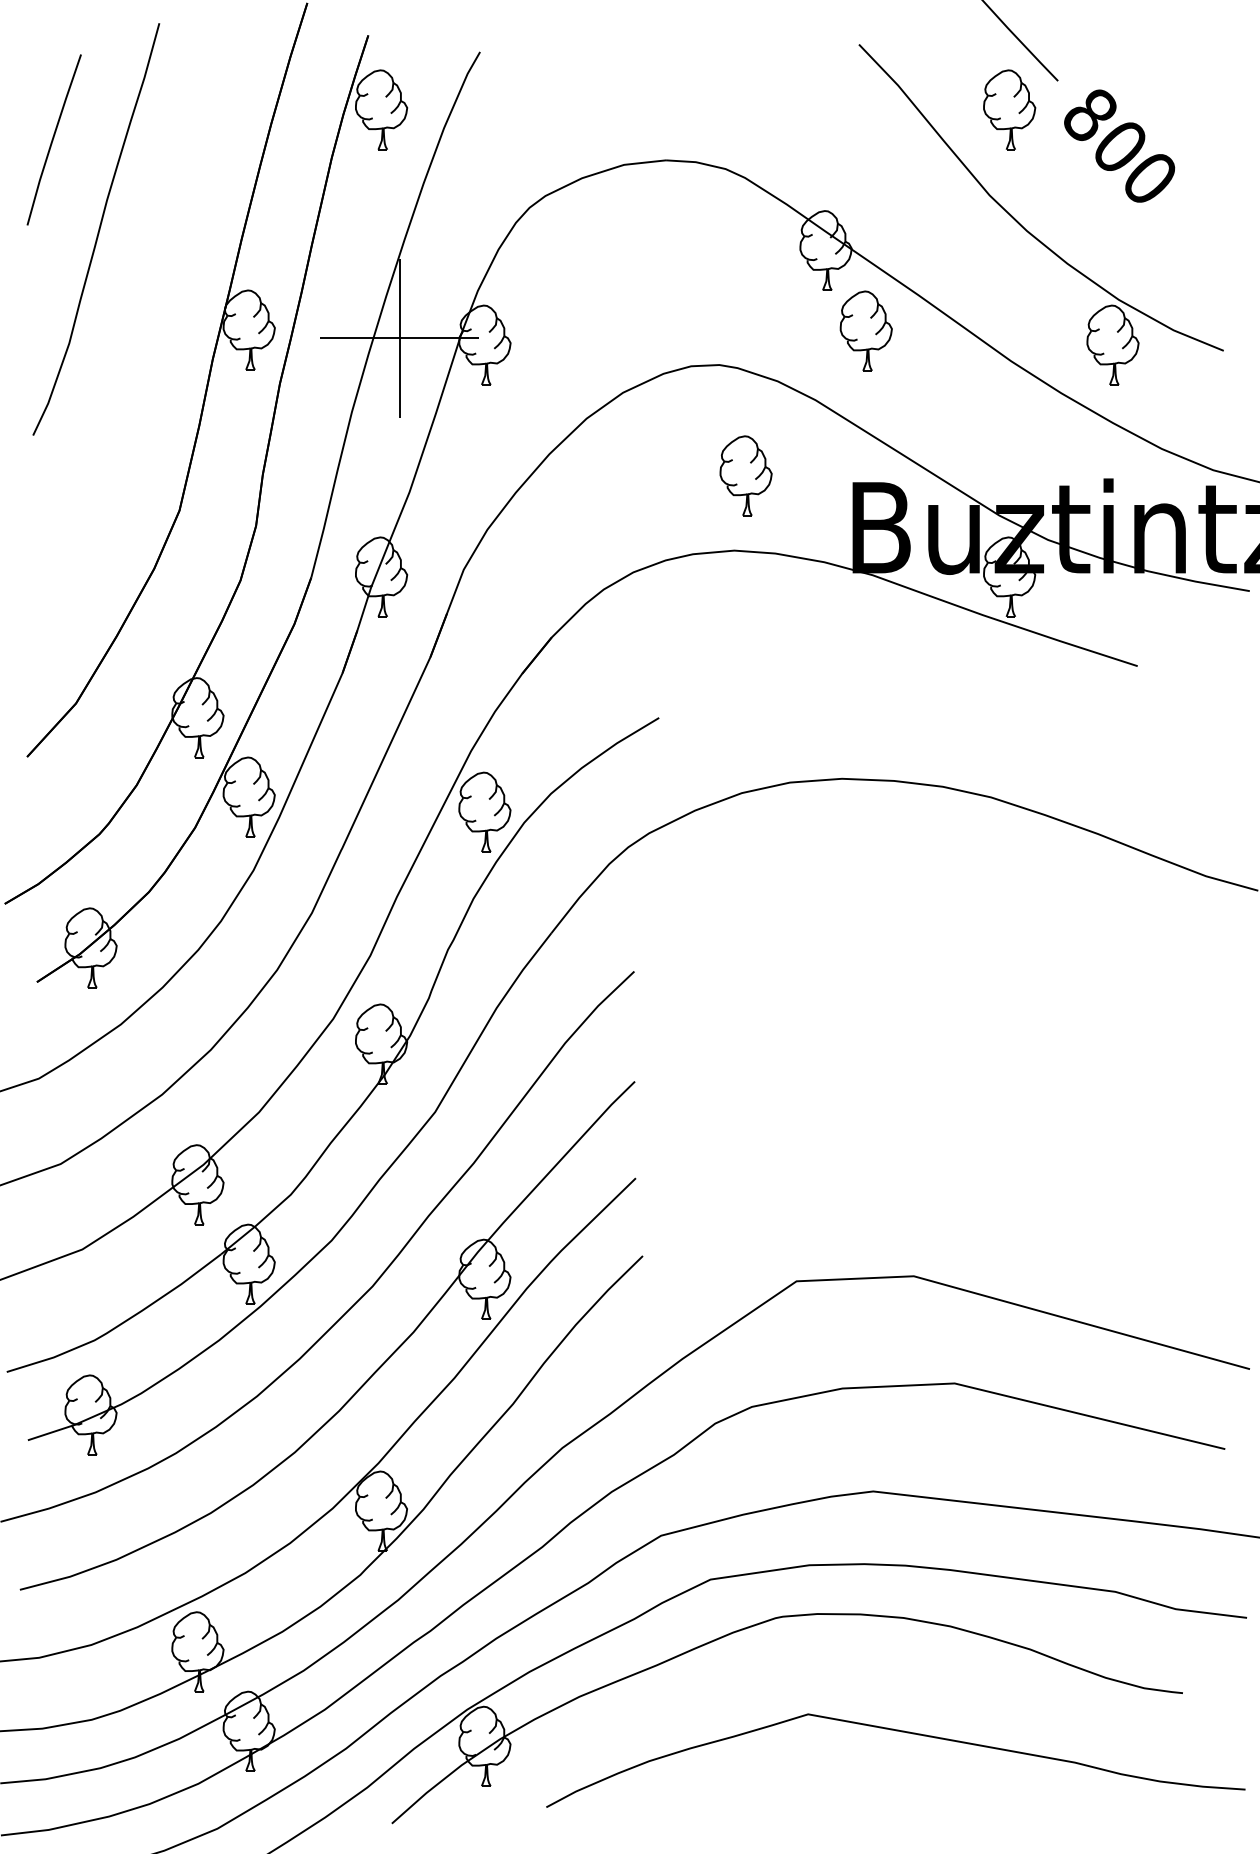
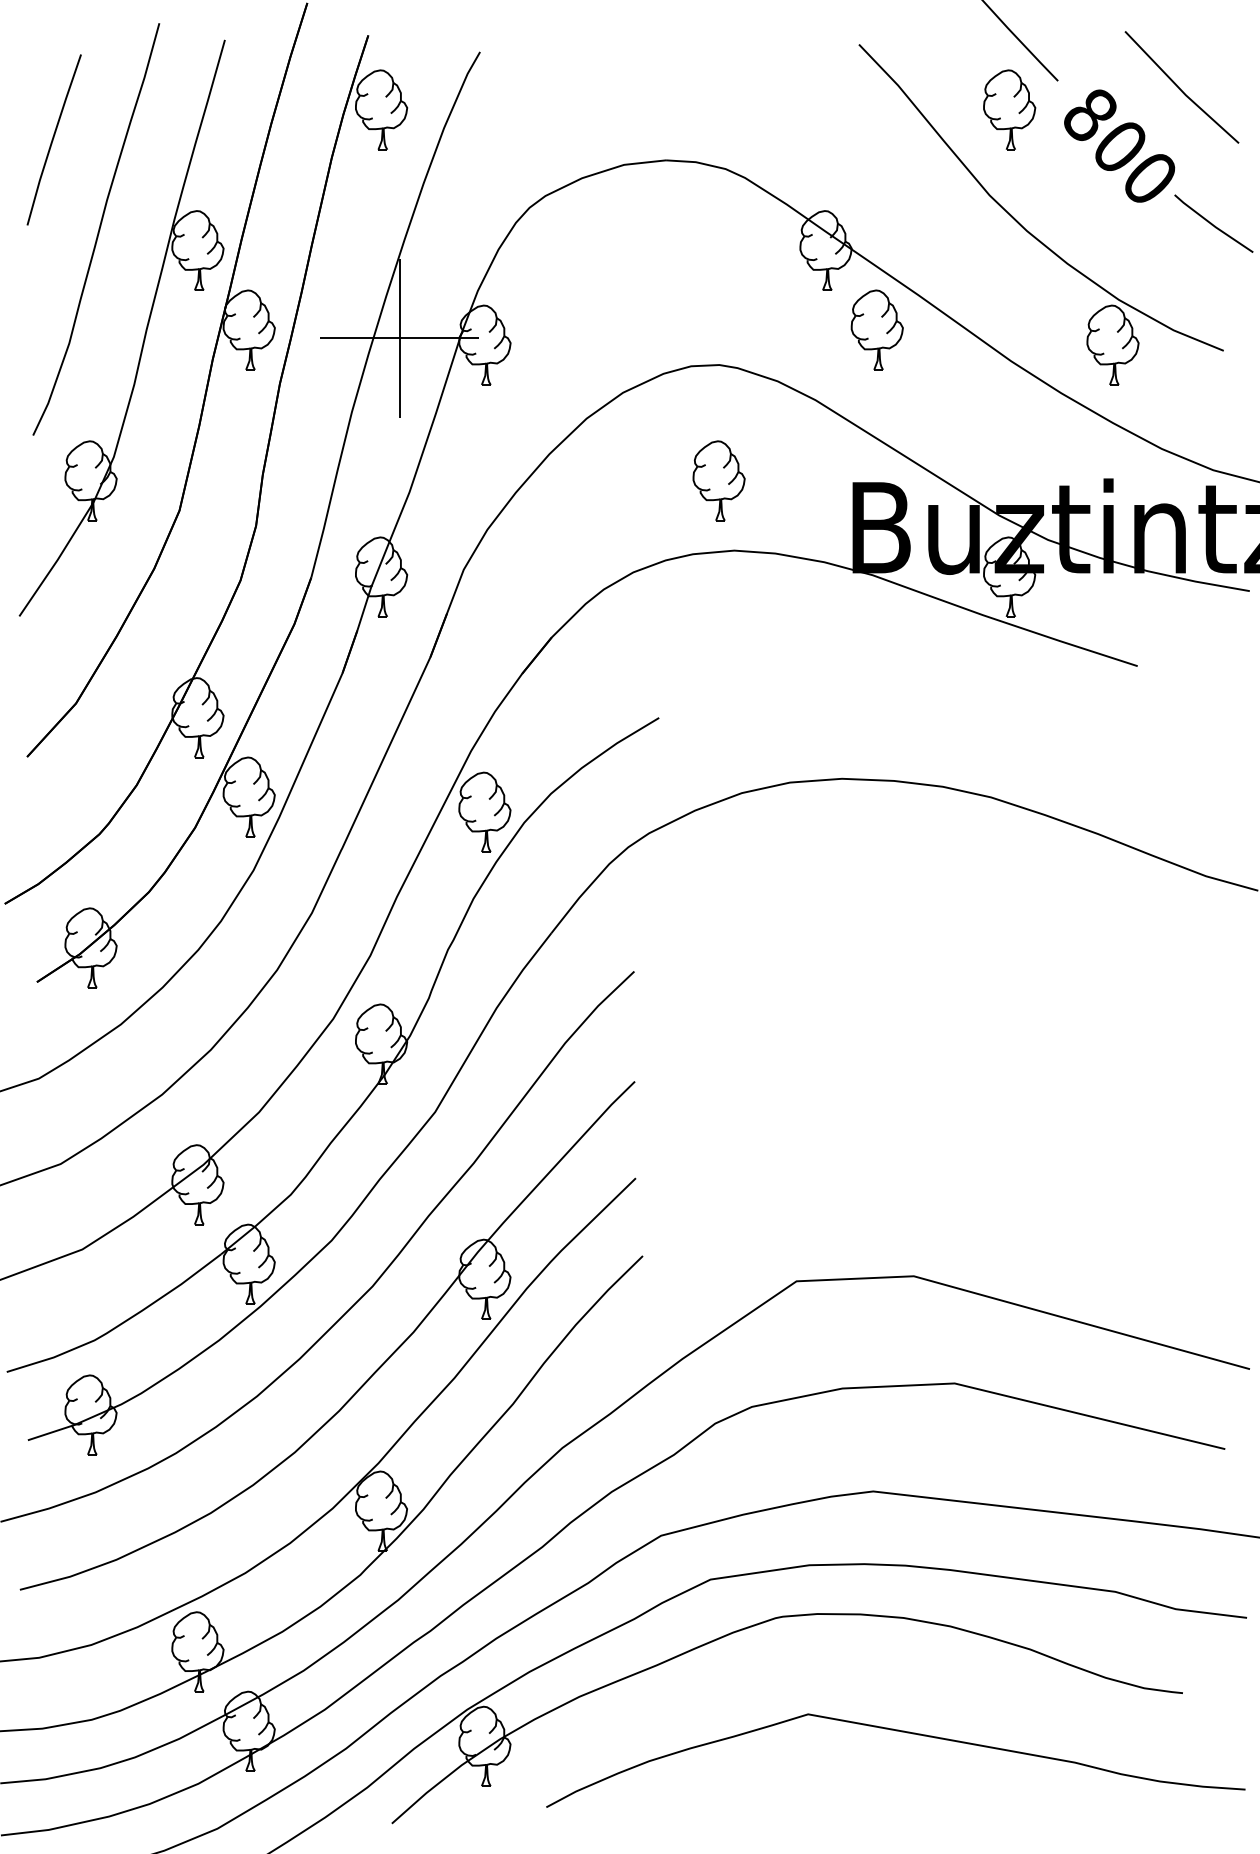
line: none -> present (1180, 88)
line: none -> present (1212, 223)
part position: (865, 330) -> (876, 329) (876, 329)
part: none -> present (144, 333)
part position: (745, 475) -> (718, 480) (718, 480)
